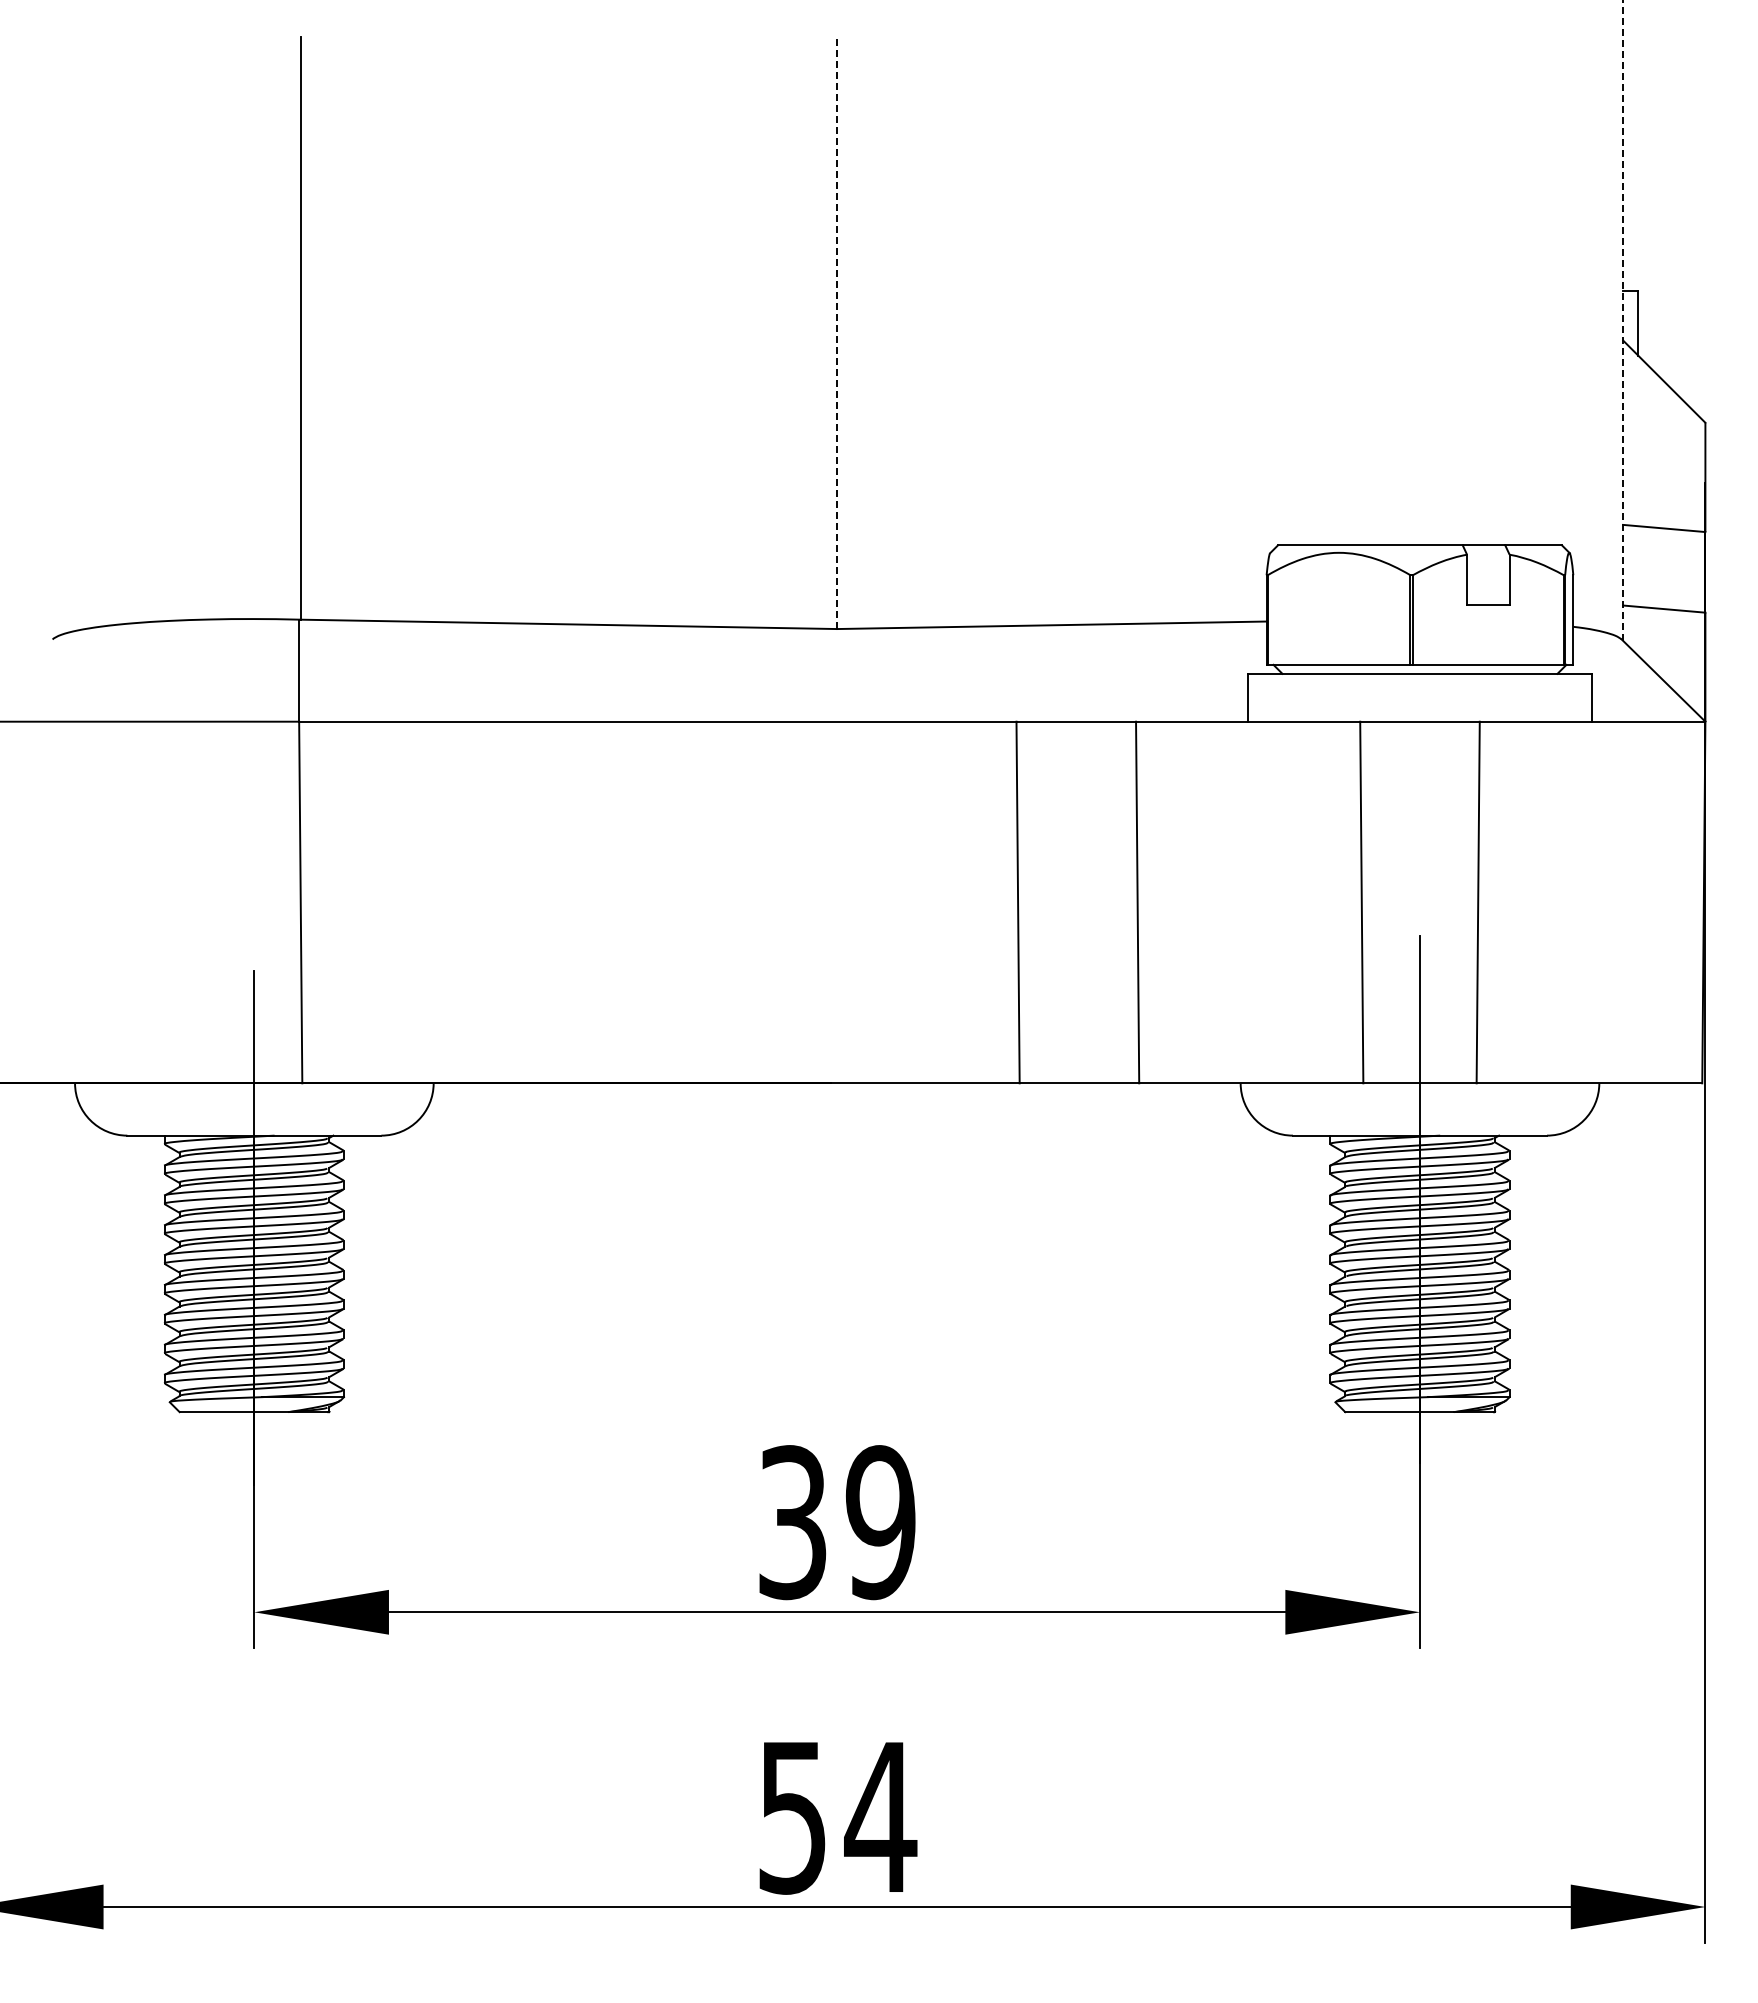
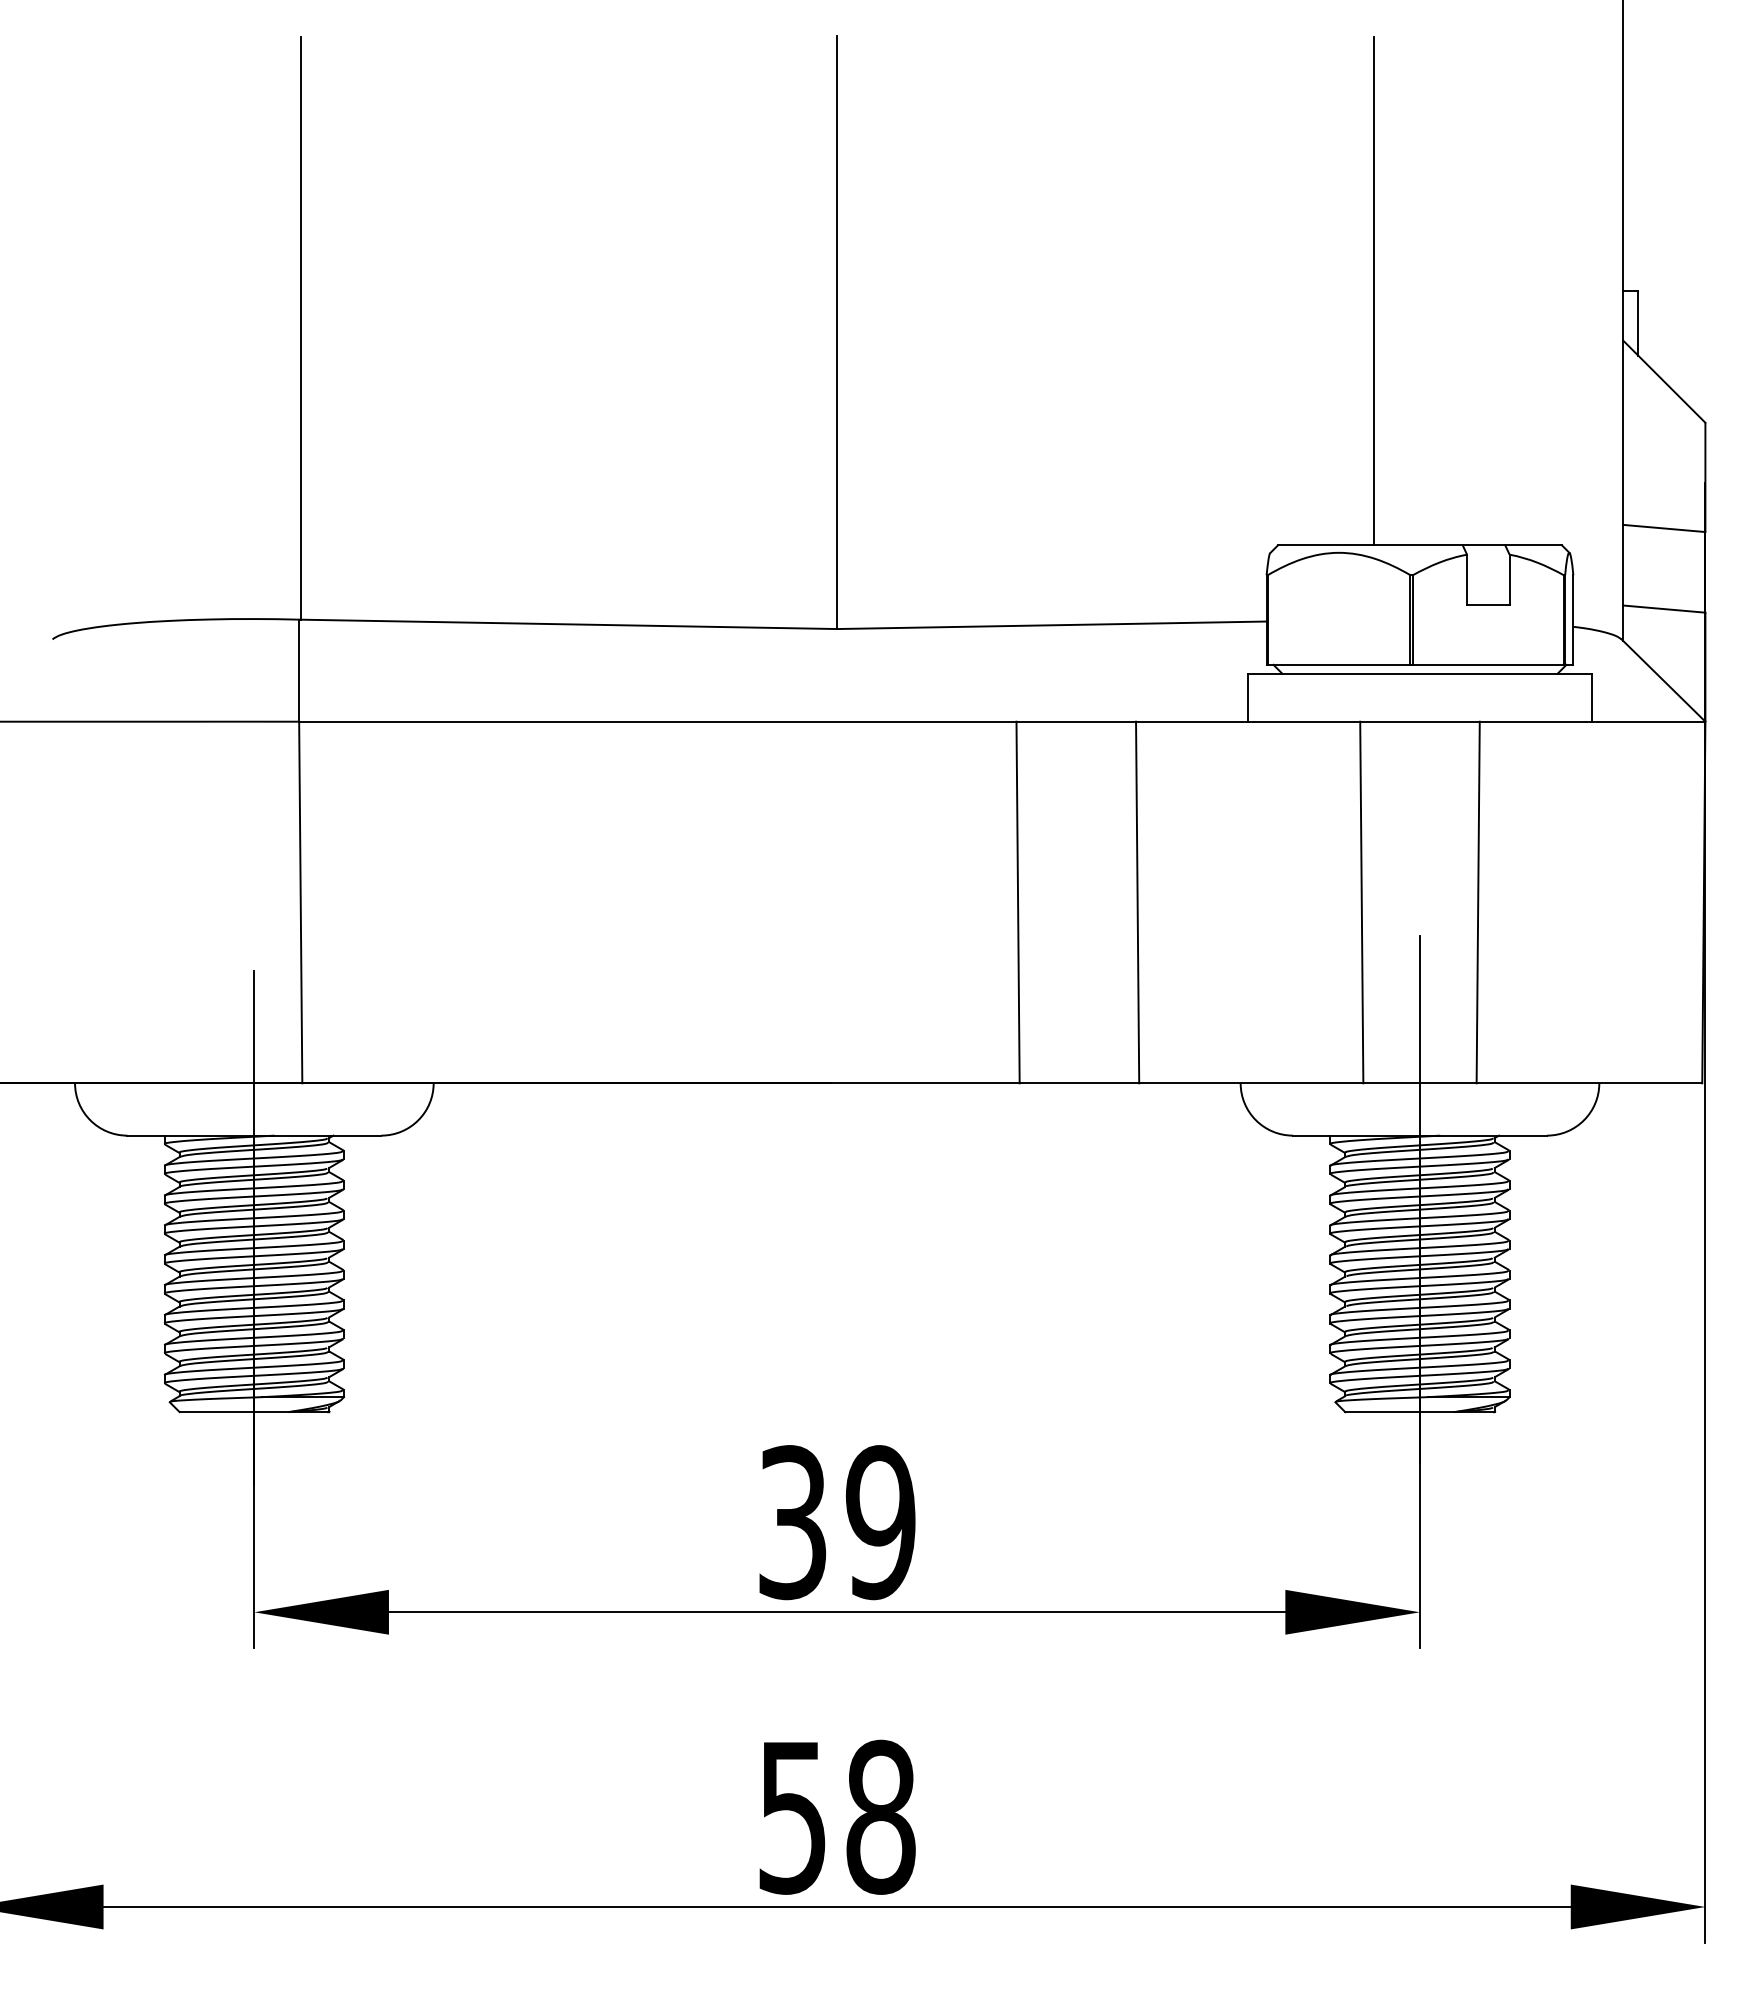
line: none -> present (1373, 291)
line: dashed -> solid (1623, 320)
line: dashed -> solid (837, 332)
text: 54 -> 58 (880, 1816)
